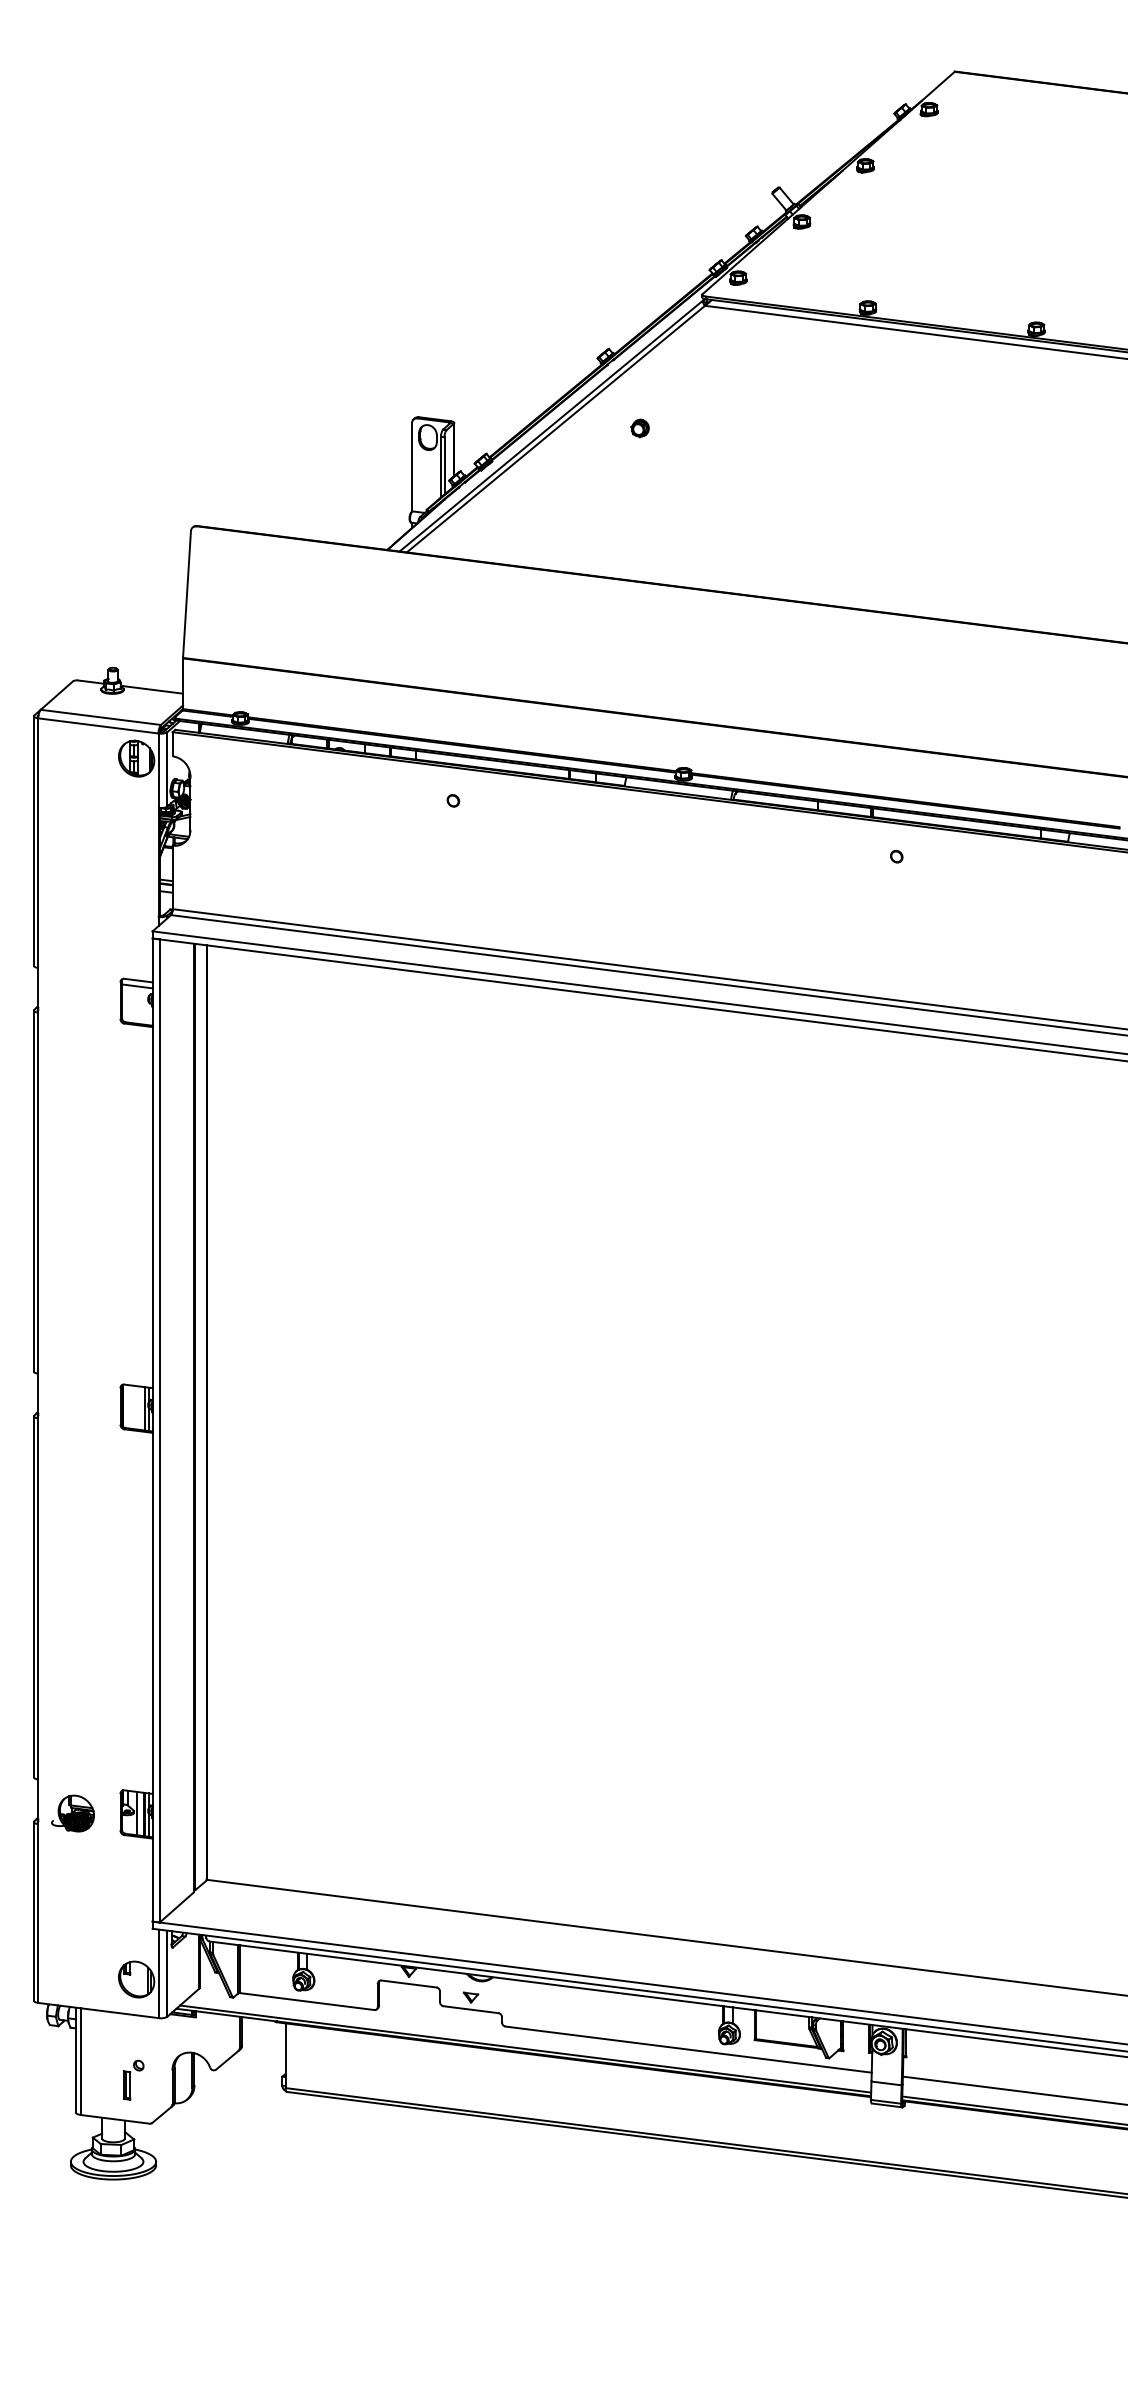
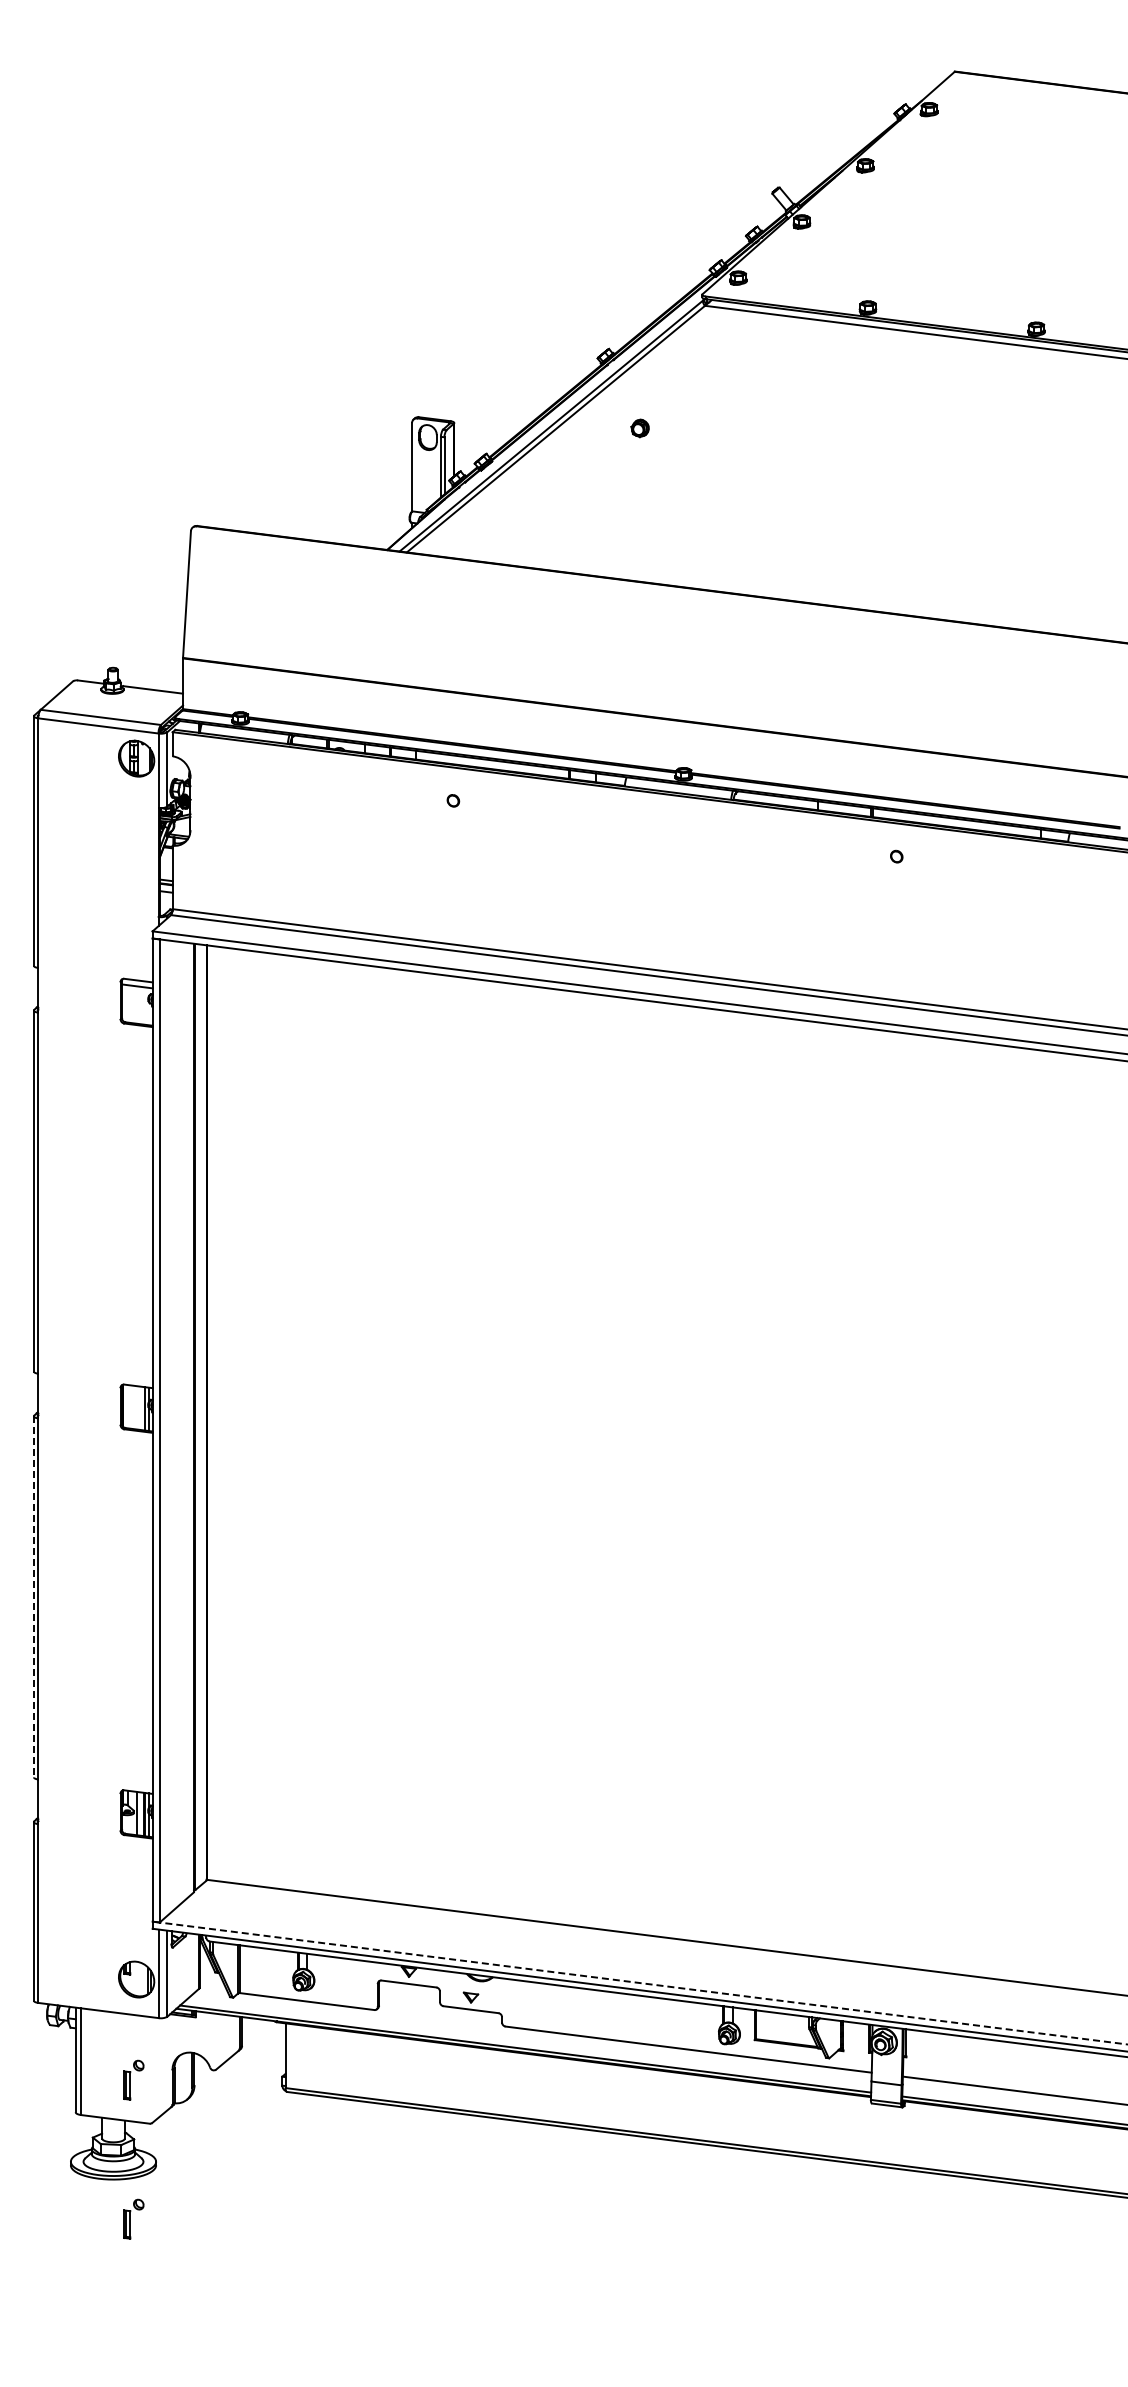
line: solid -> dashed (33, 1596)
part: present -> none (72, 1813)
line: solid -> dashed (639, 1983)
part: none -> present (133, 2218)
